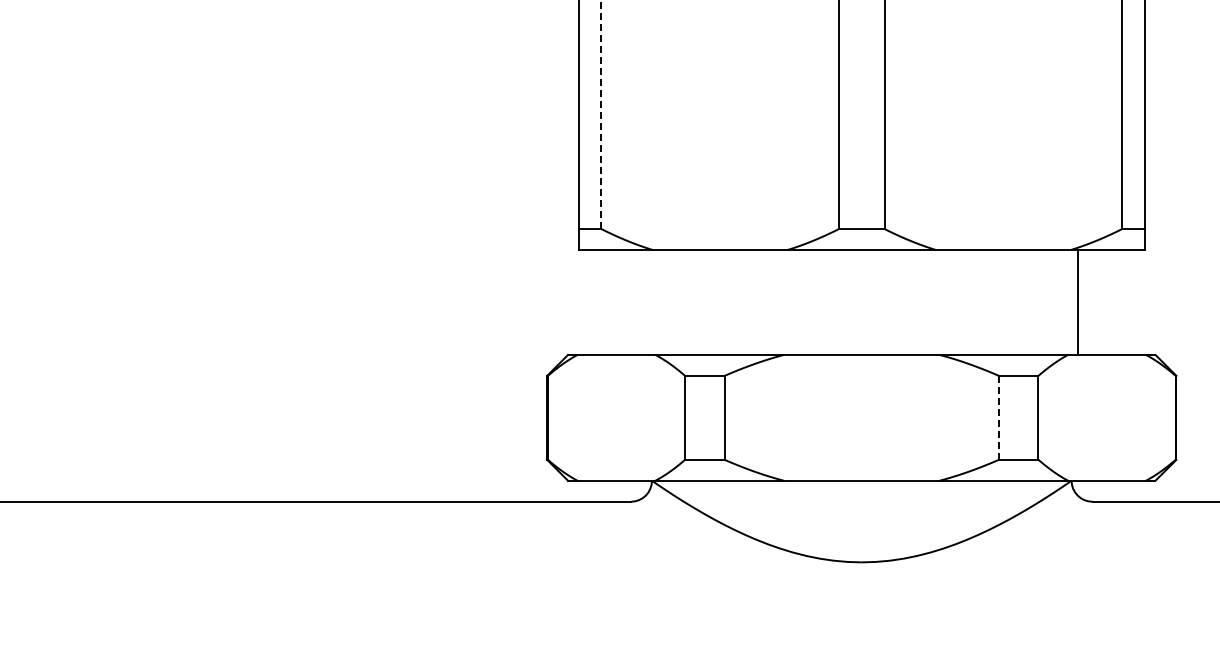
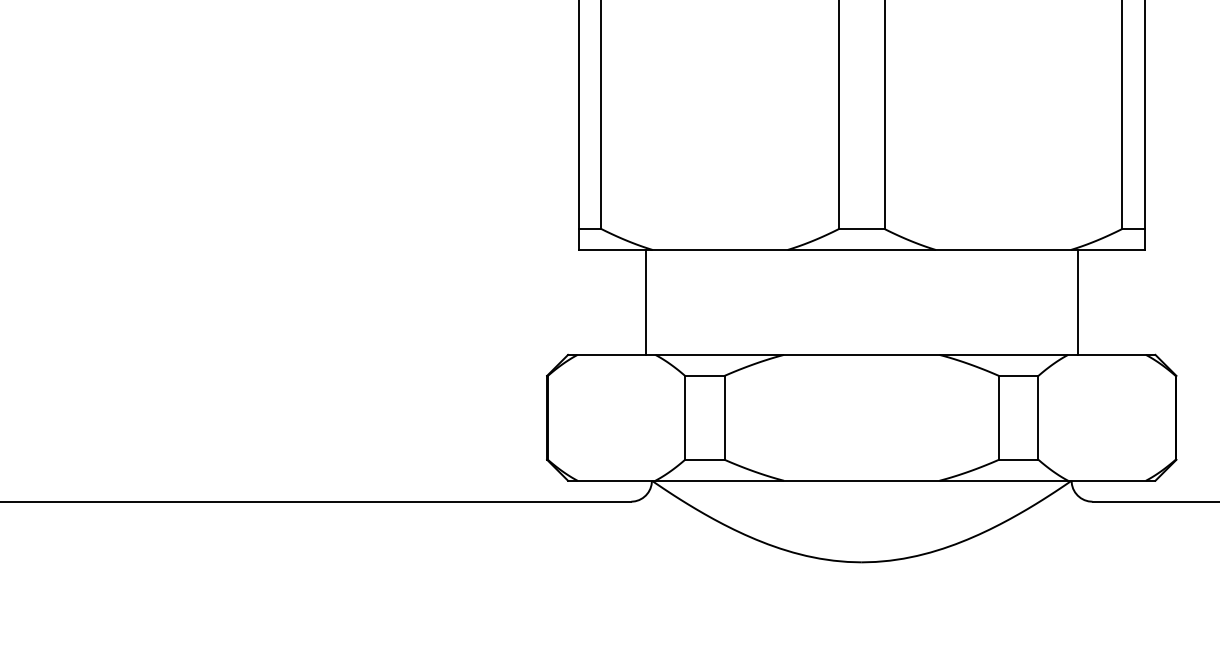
line: dashed -> solid (601, 114)
line: none -> present (645, 302)
line: dashed -> solid (998, 417)
